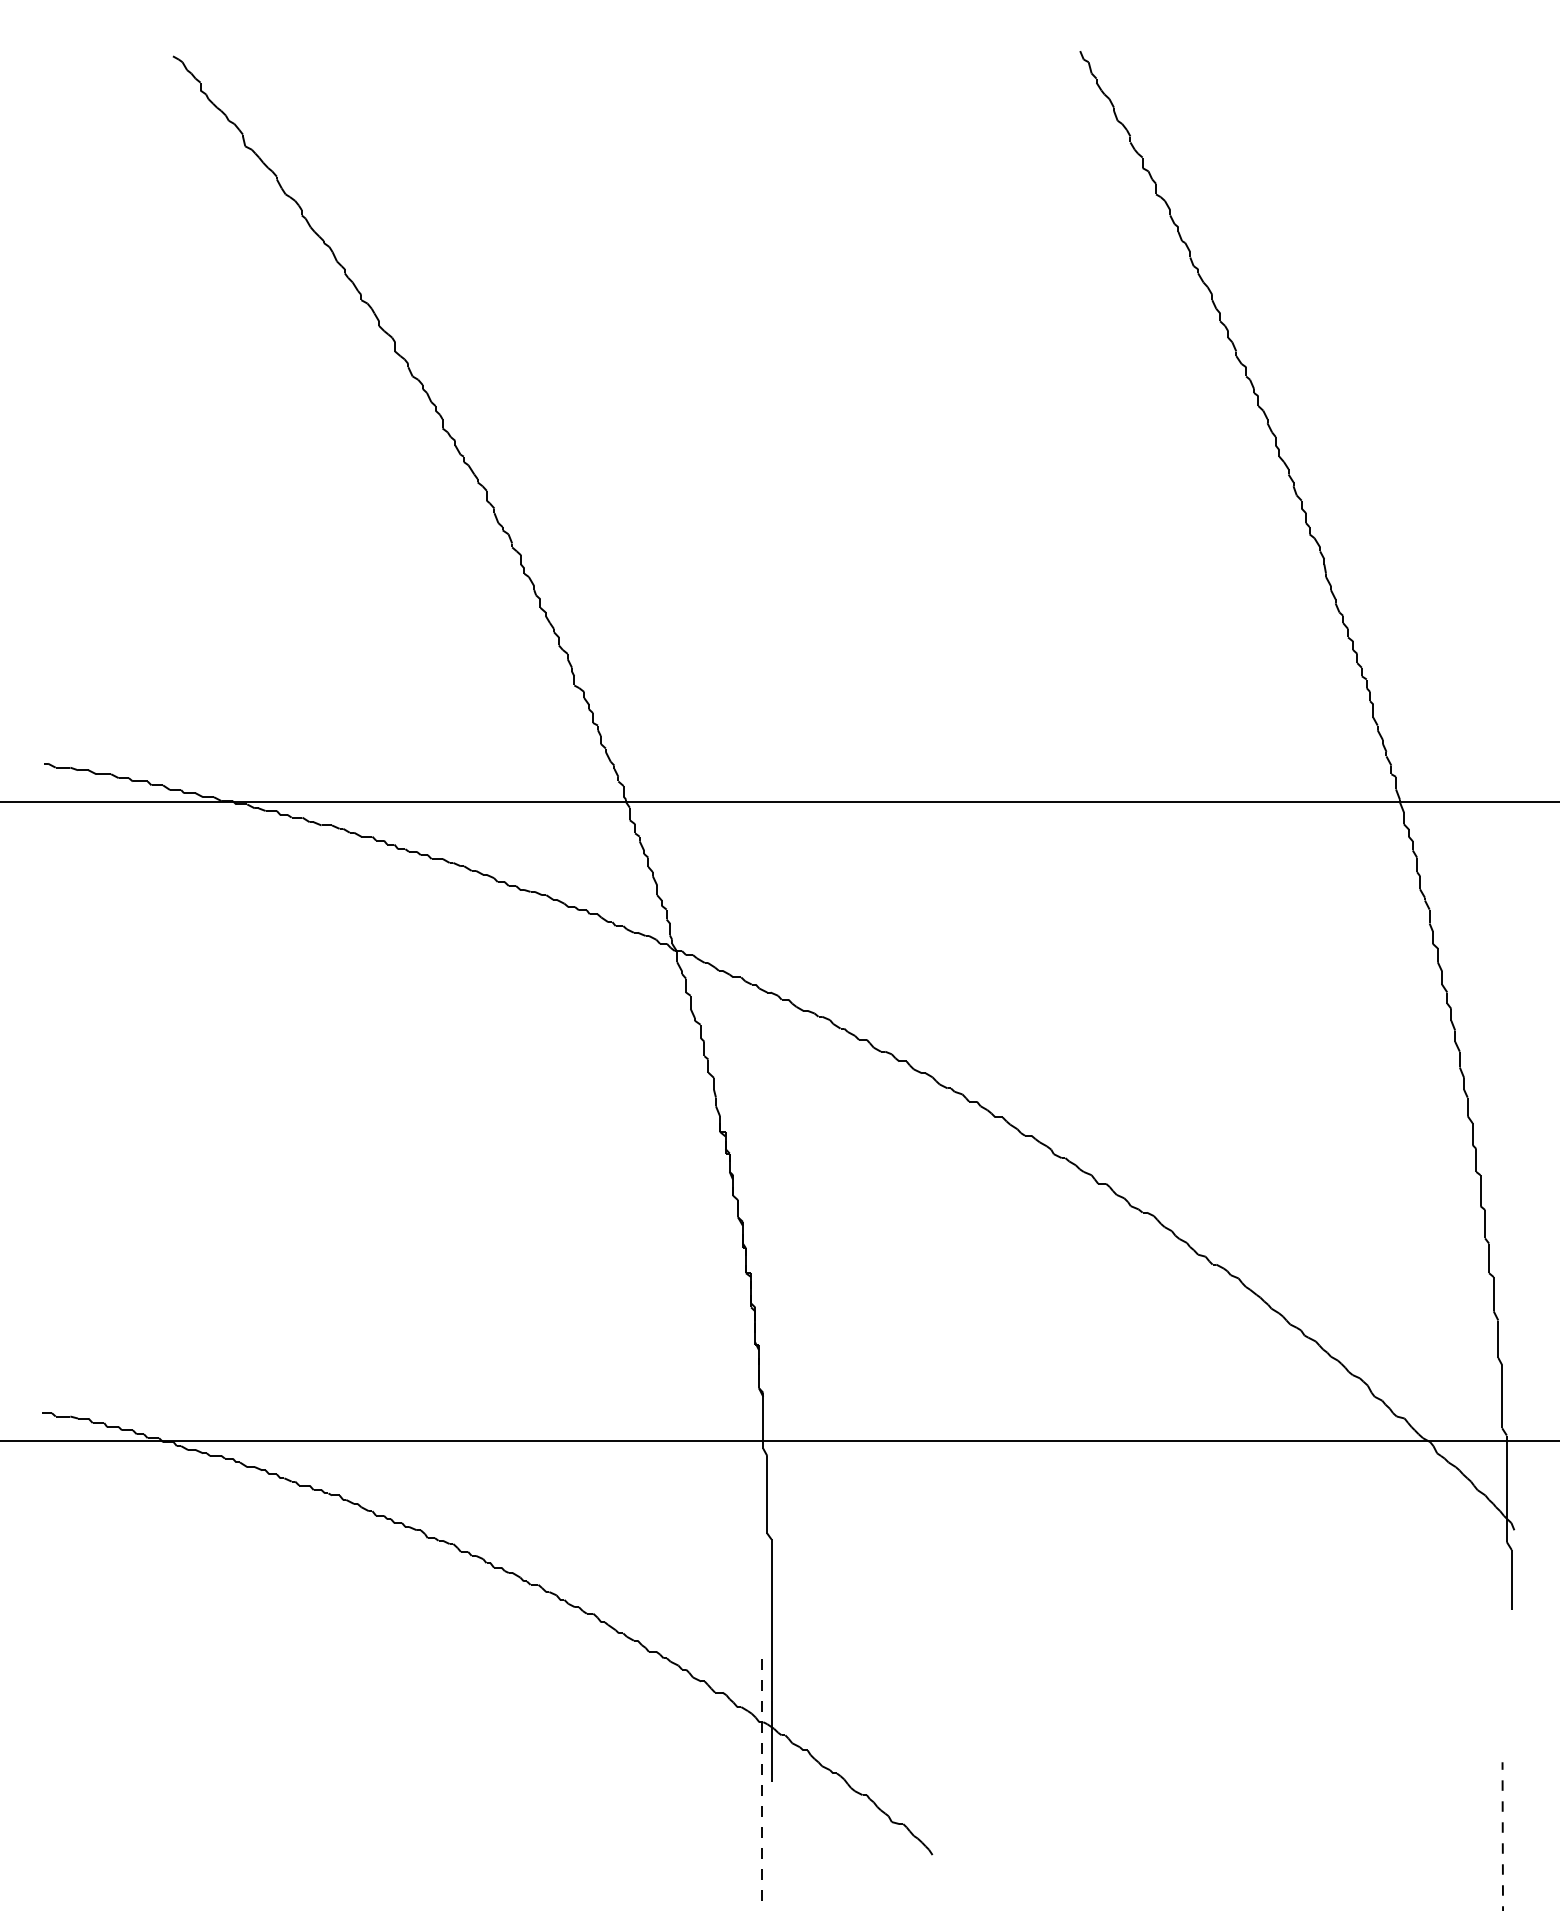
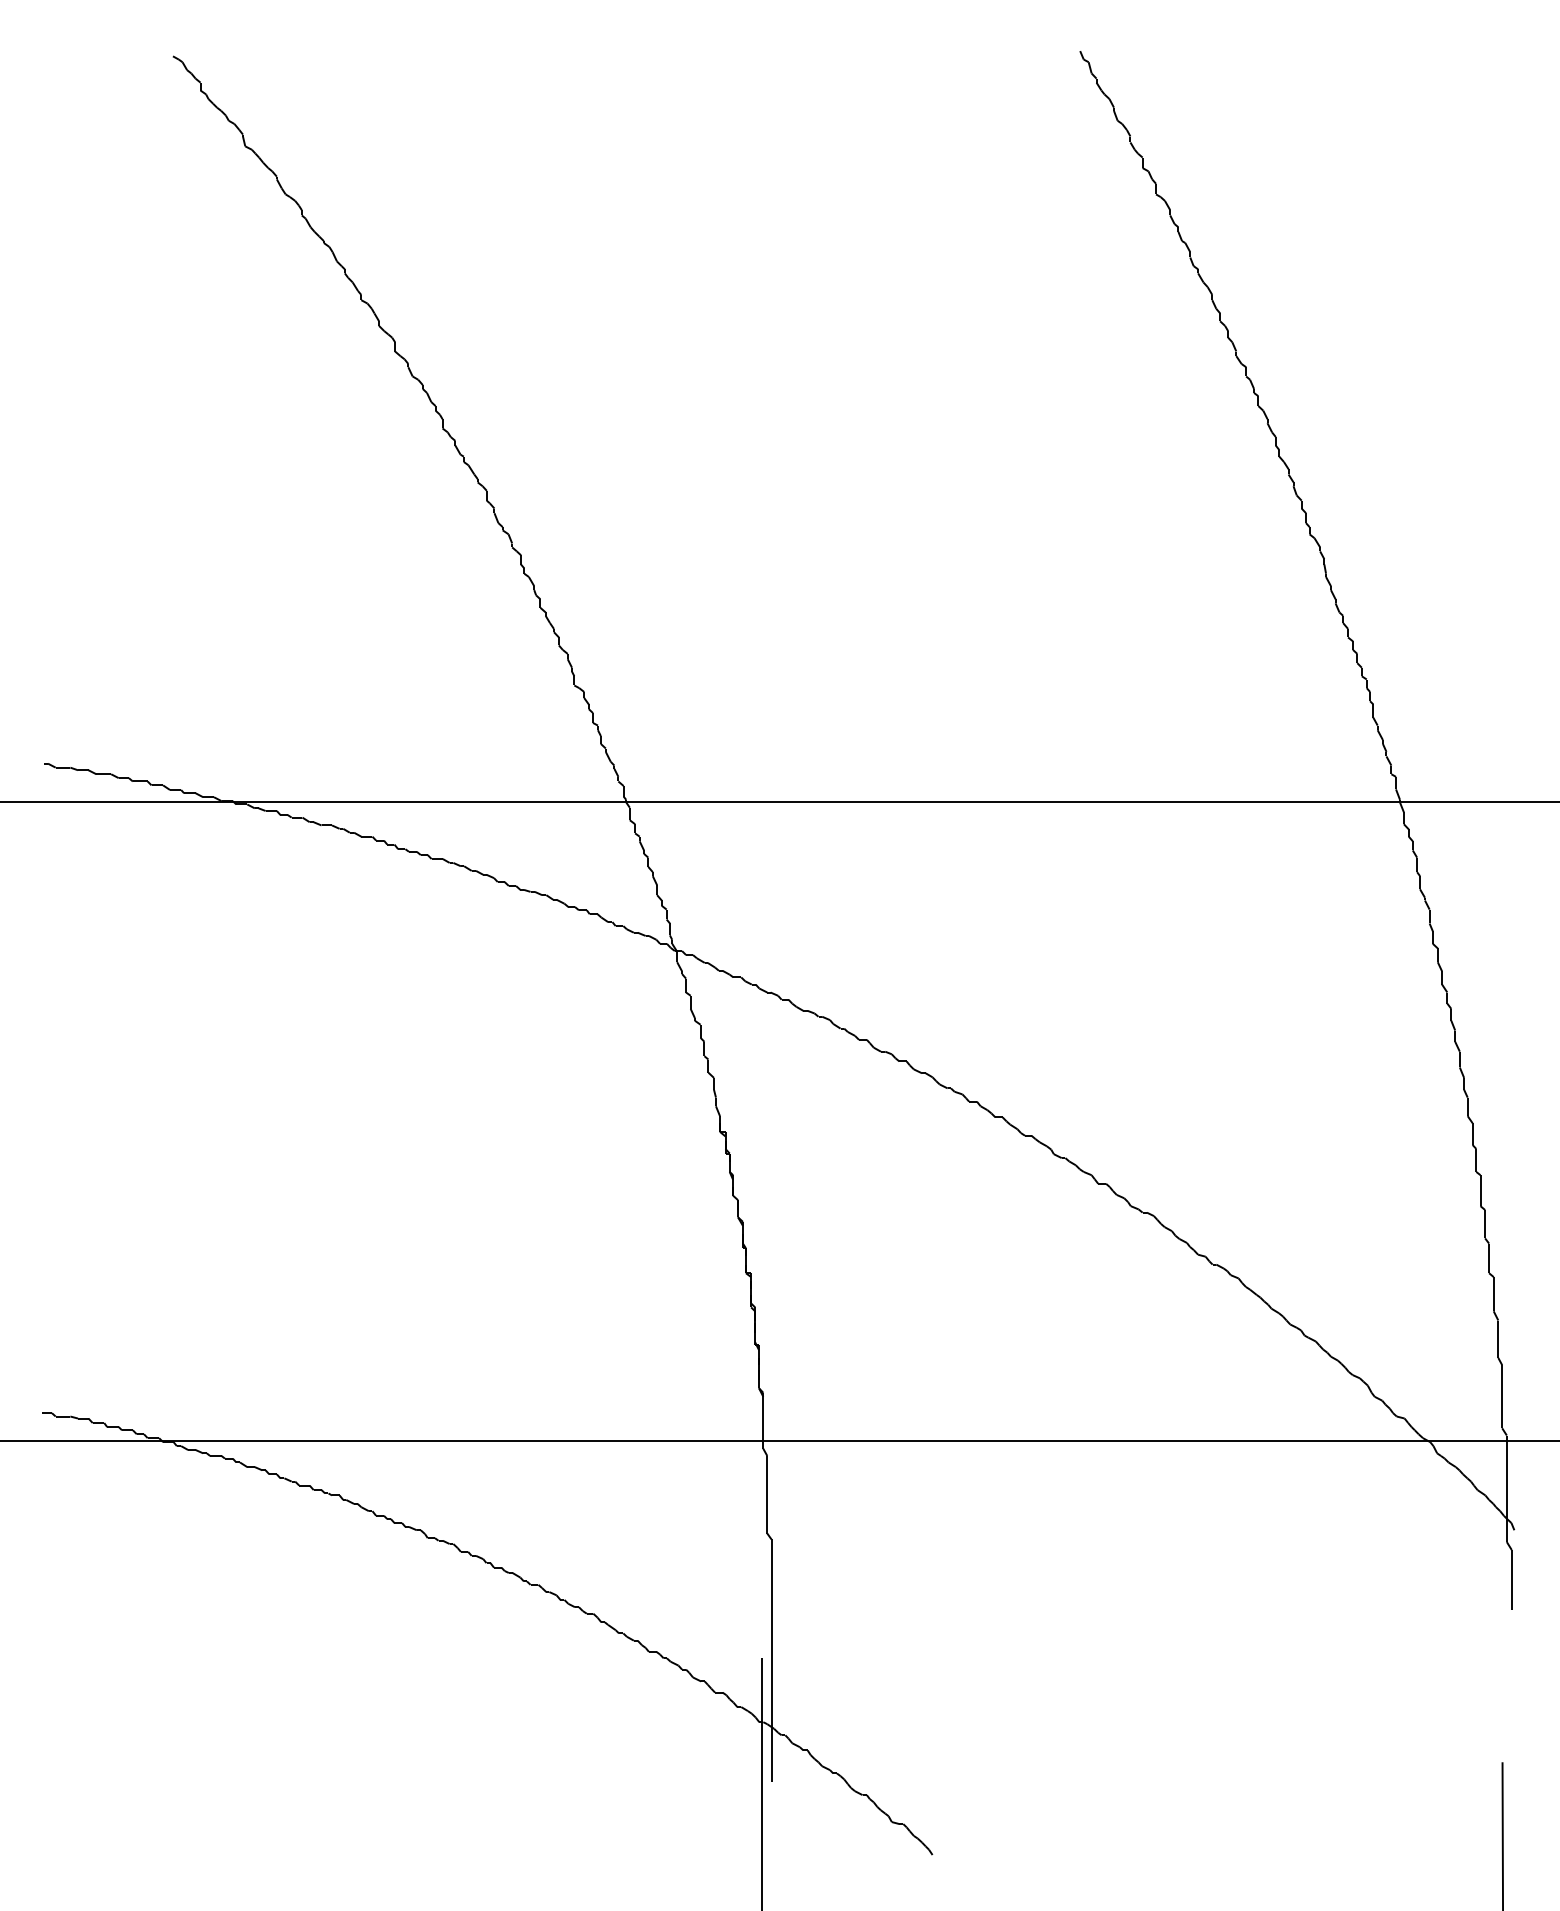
line: dashed -> solid (761, 1784)
line: dashed -> solid (1502, 1836)
